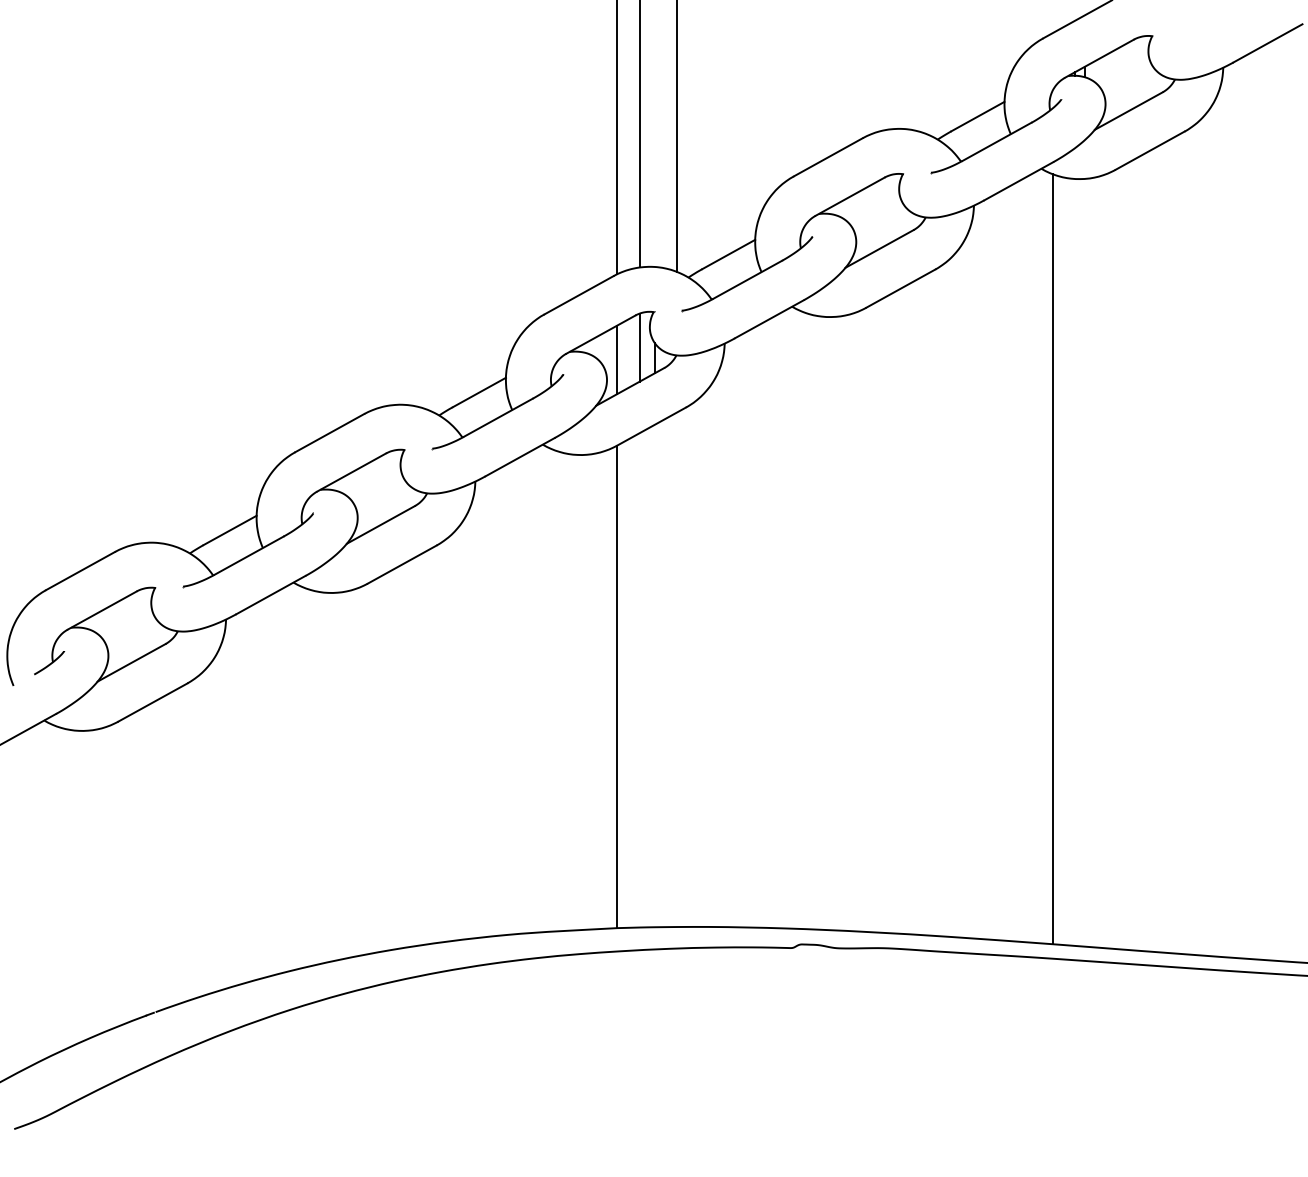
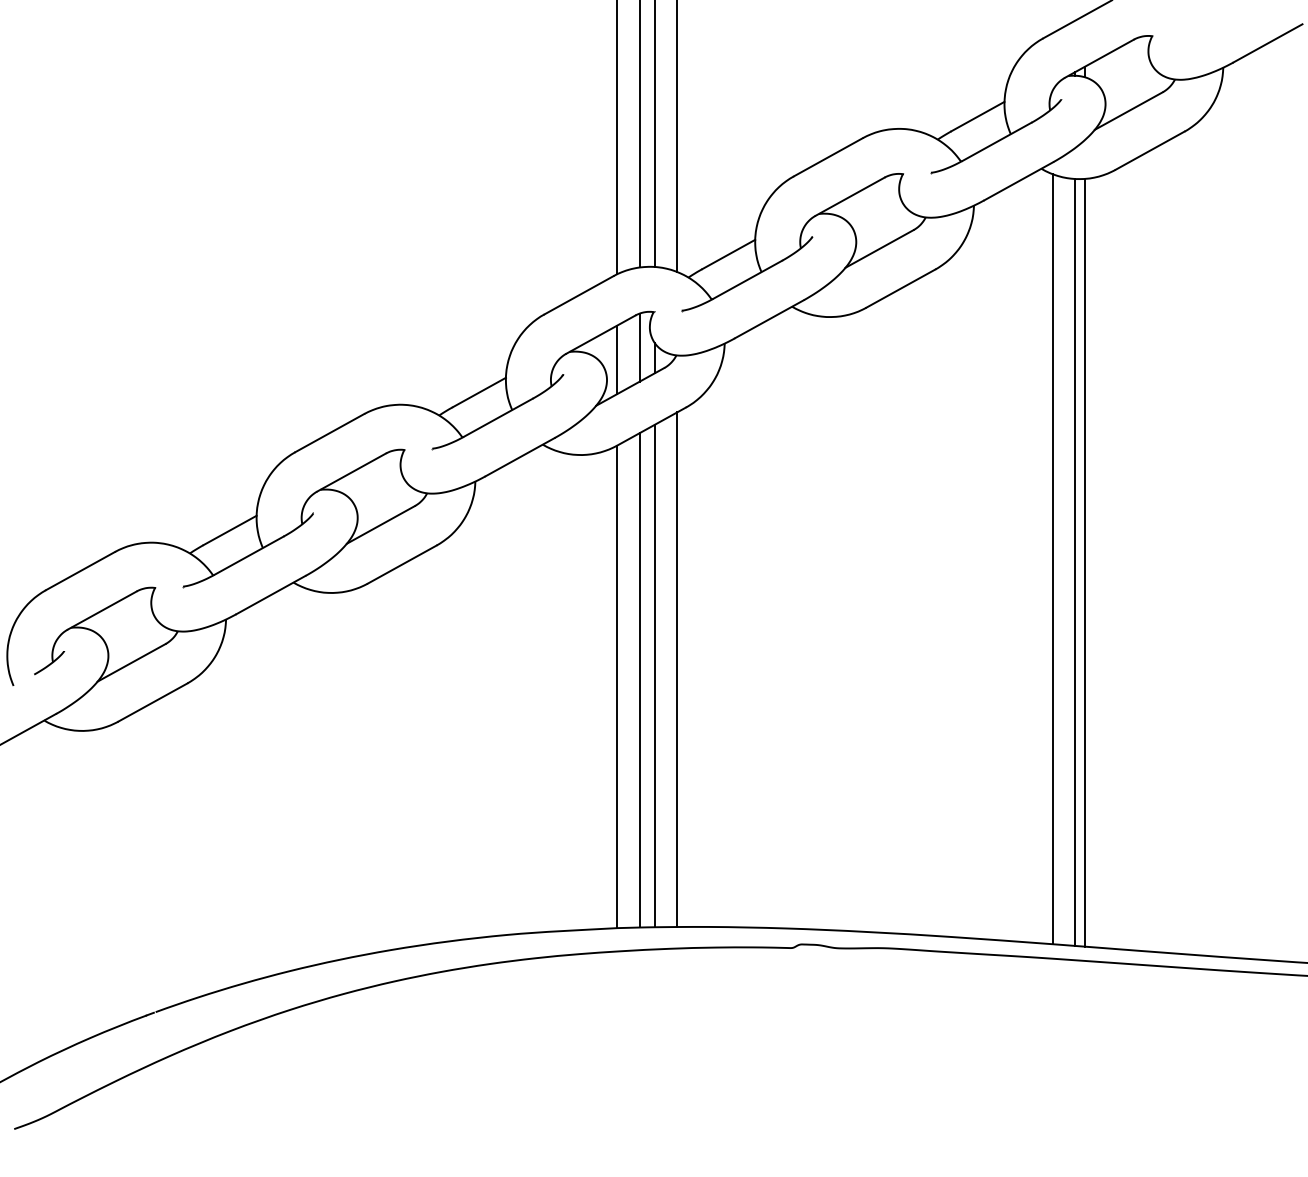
line: none -> present (654, 134)
line: none -> present (1075, 561)
line: none -> present (1084, 562)
line: none -> present (677, 669)
line: none -> present (654, 675)
line: none -> present (639, 680)
